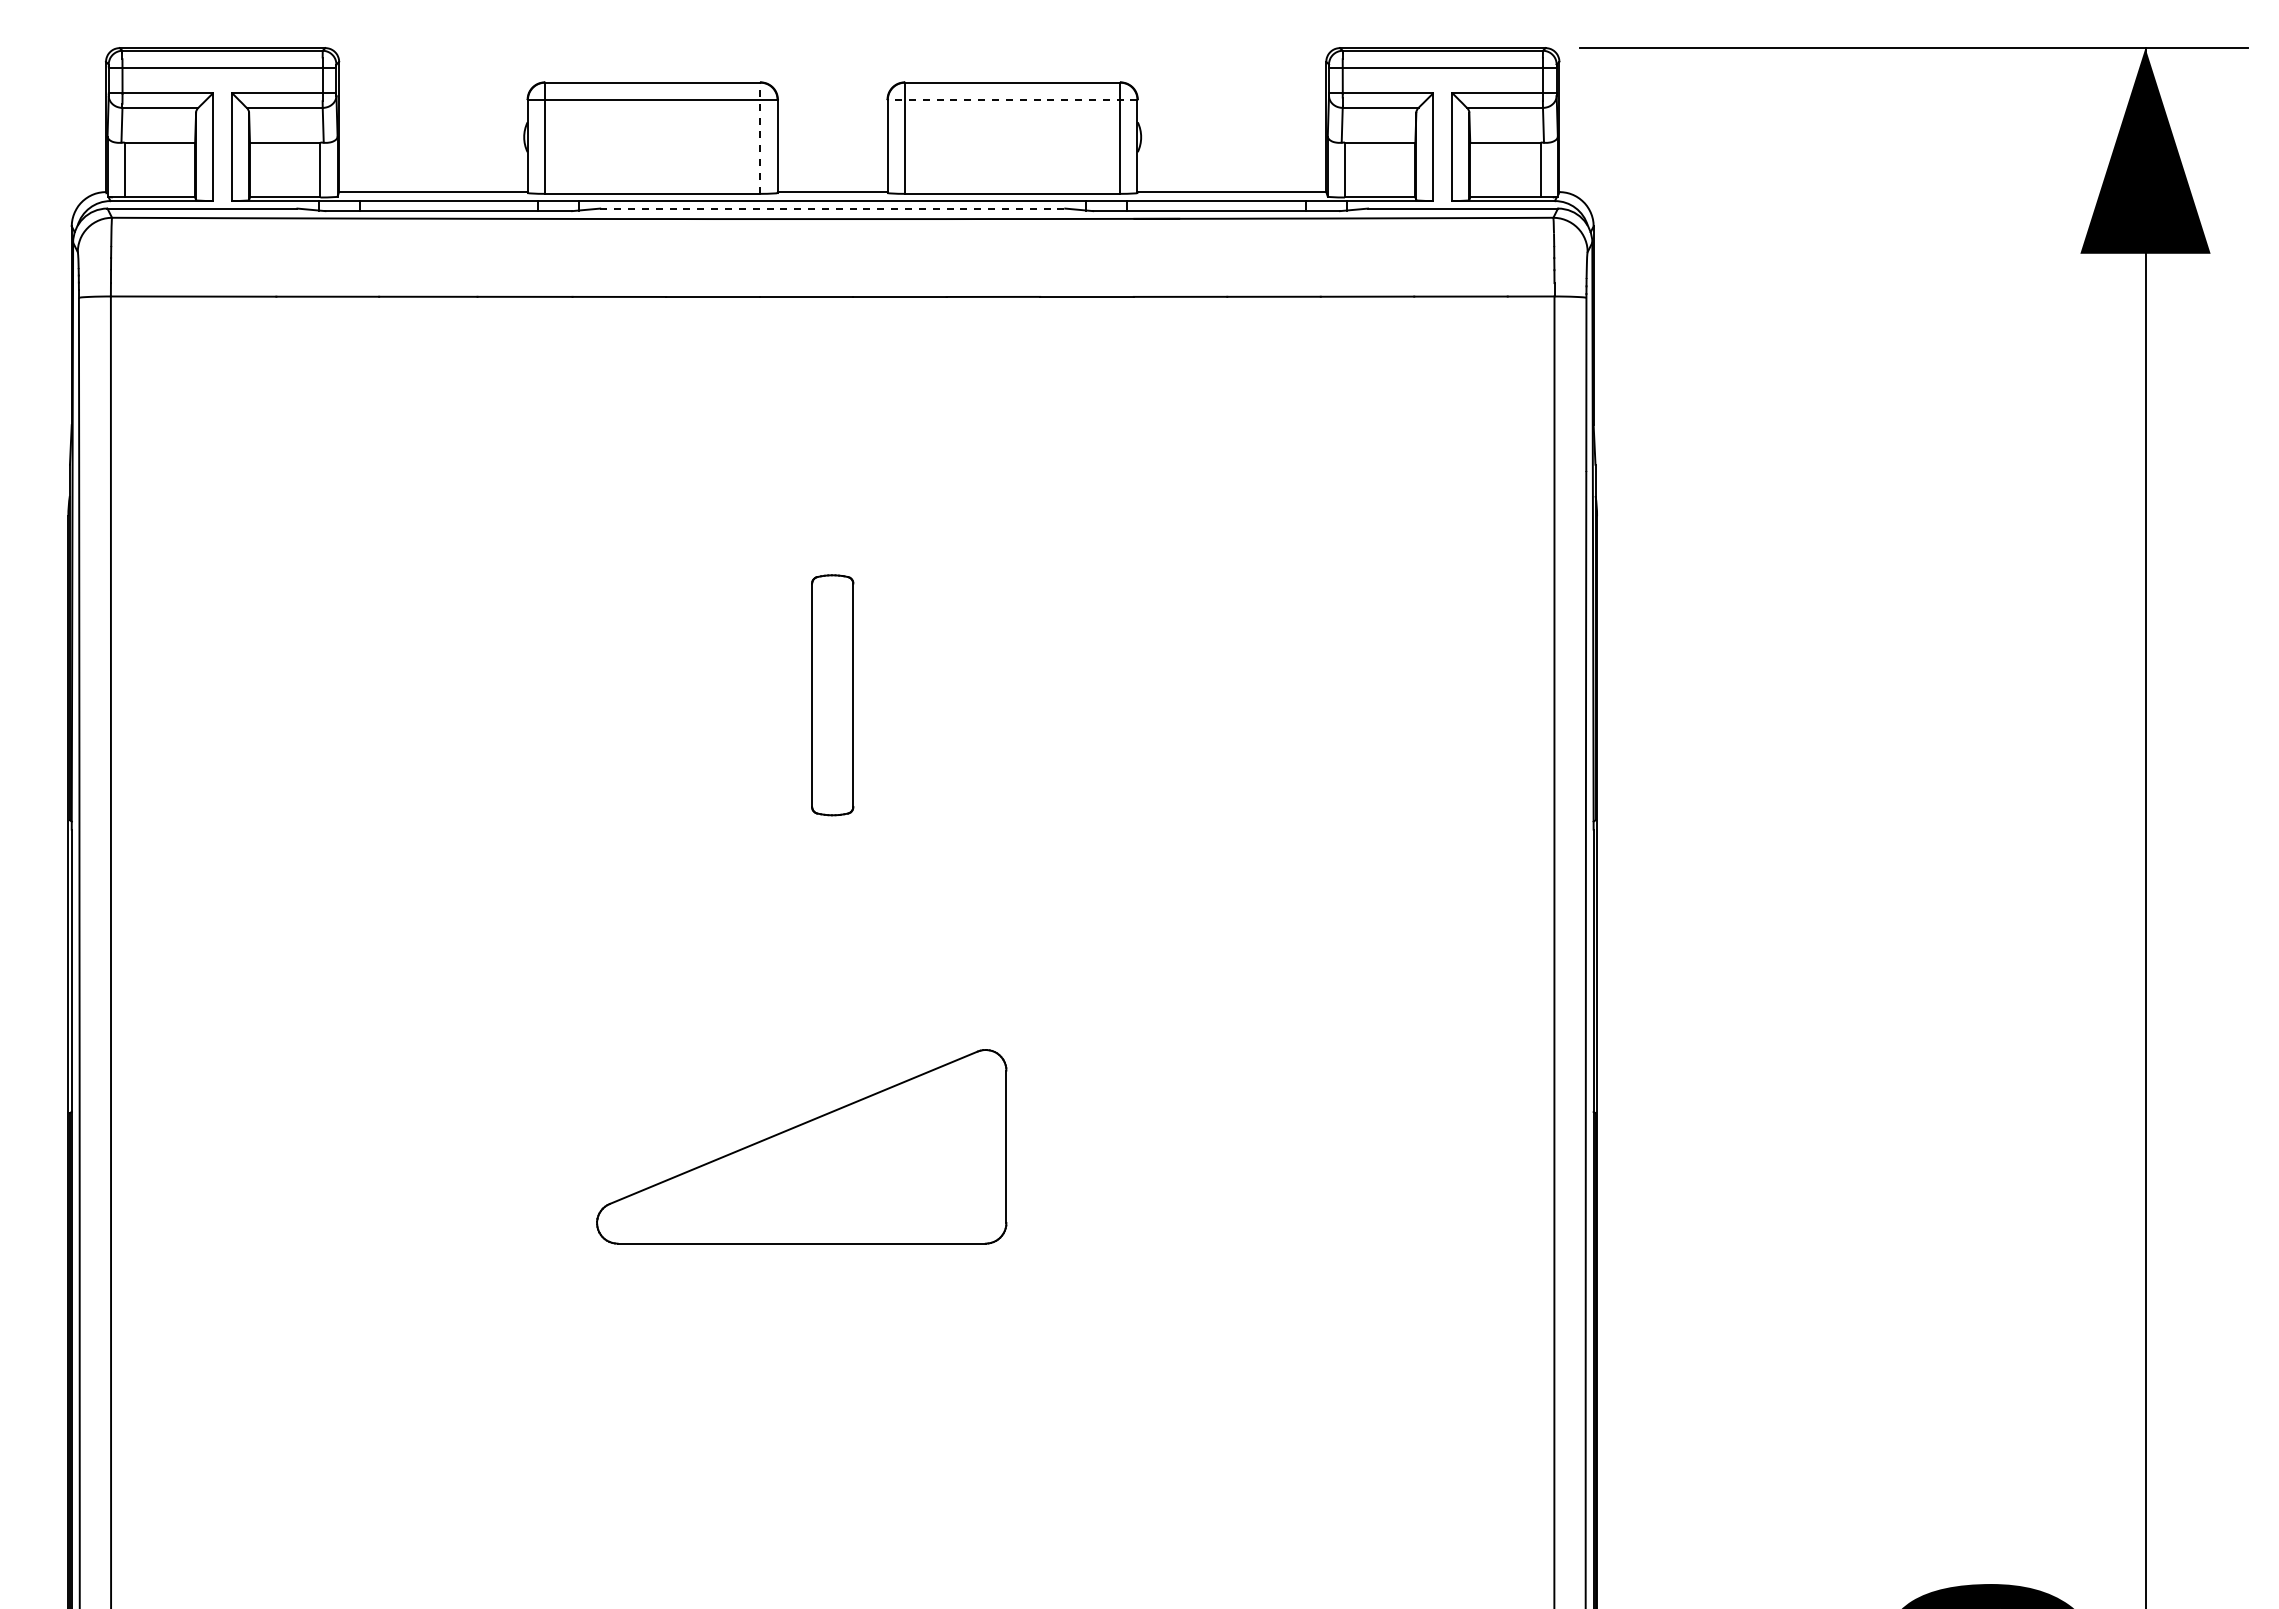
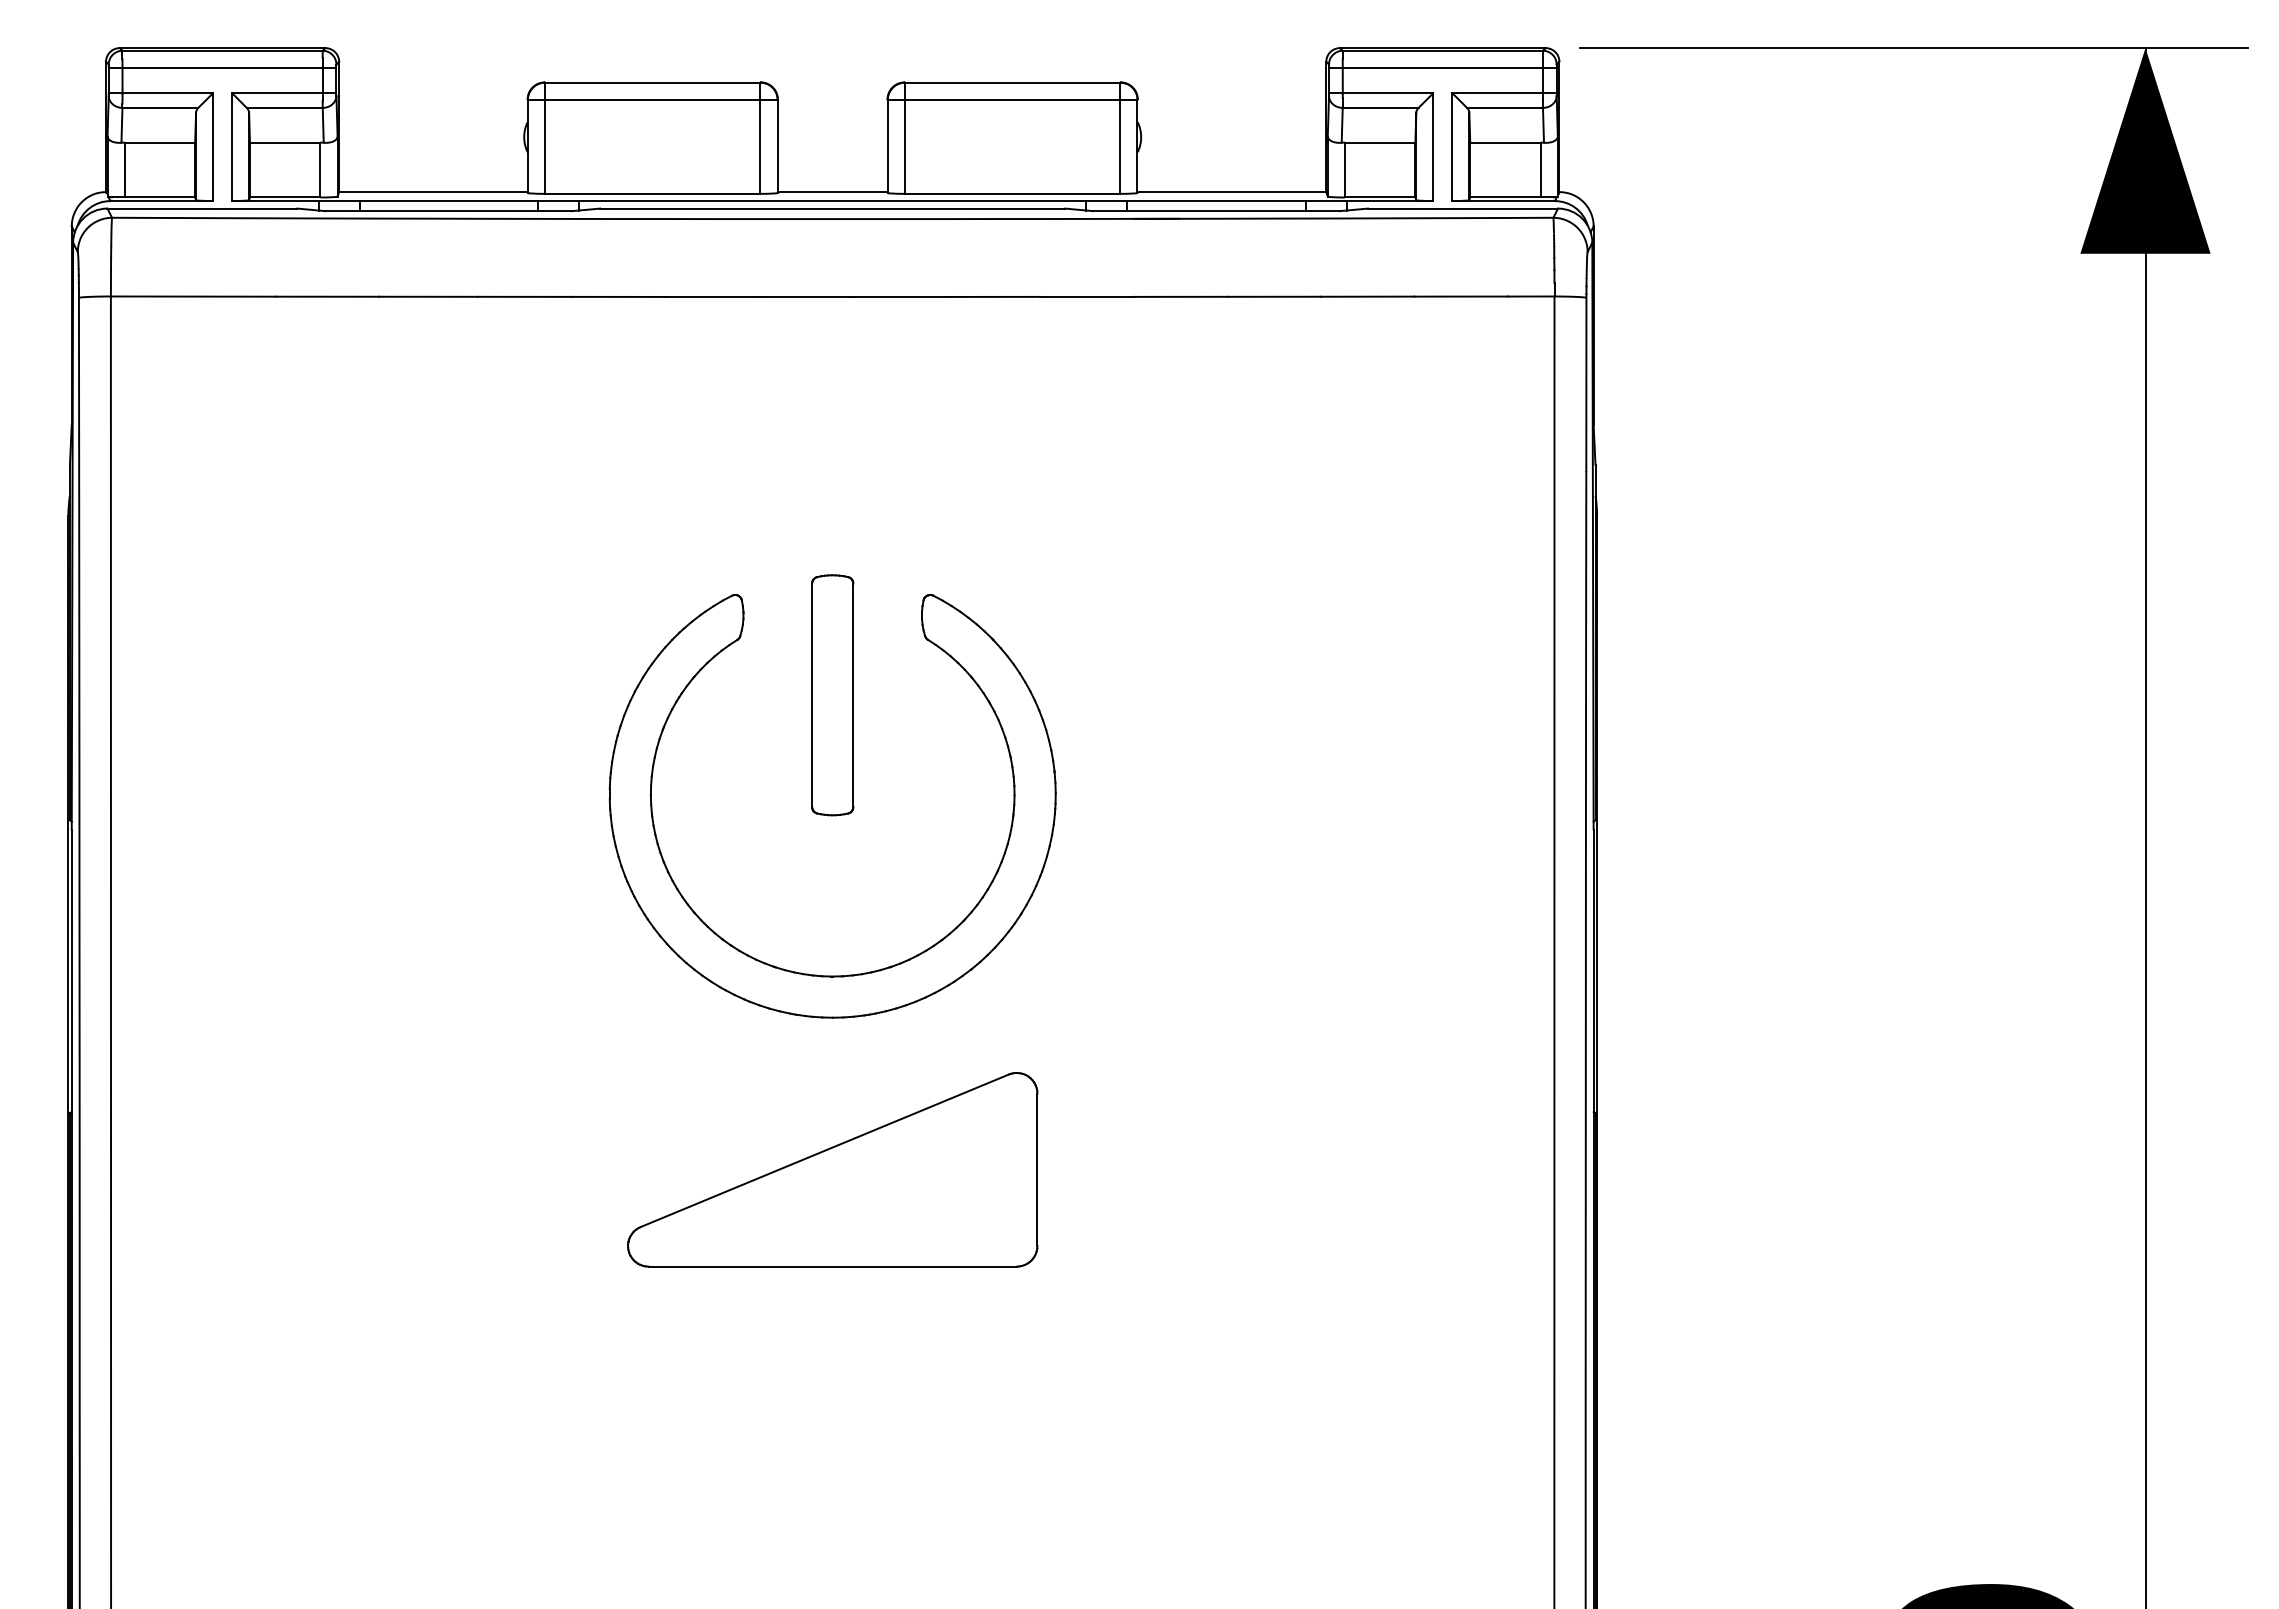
line: dashed -> solid (1012, 99)
line: dashed -> solid (760, 138)
line: dashed -> solid (833, 208)
part: none -> present (816, 974)
part position: (801, 1146) -> (832, 1169) (832, 1169)
